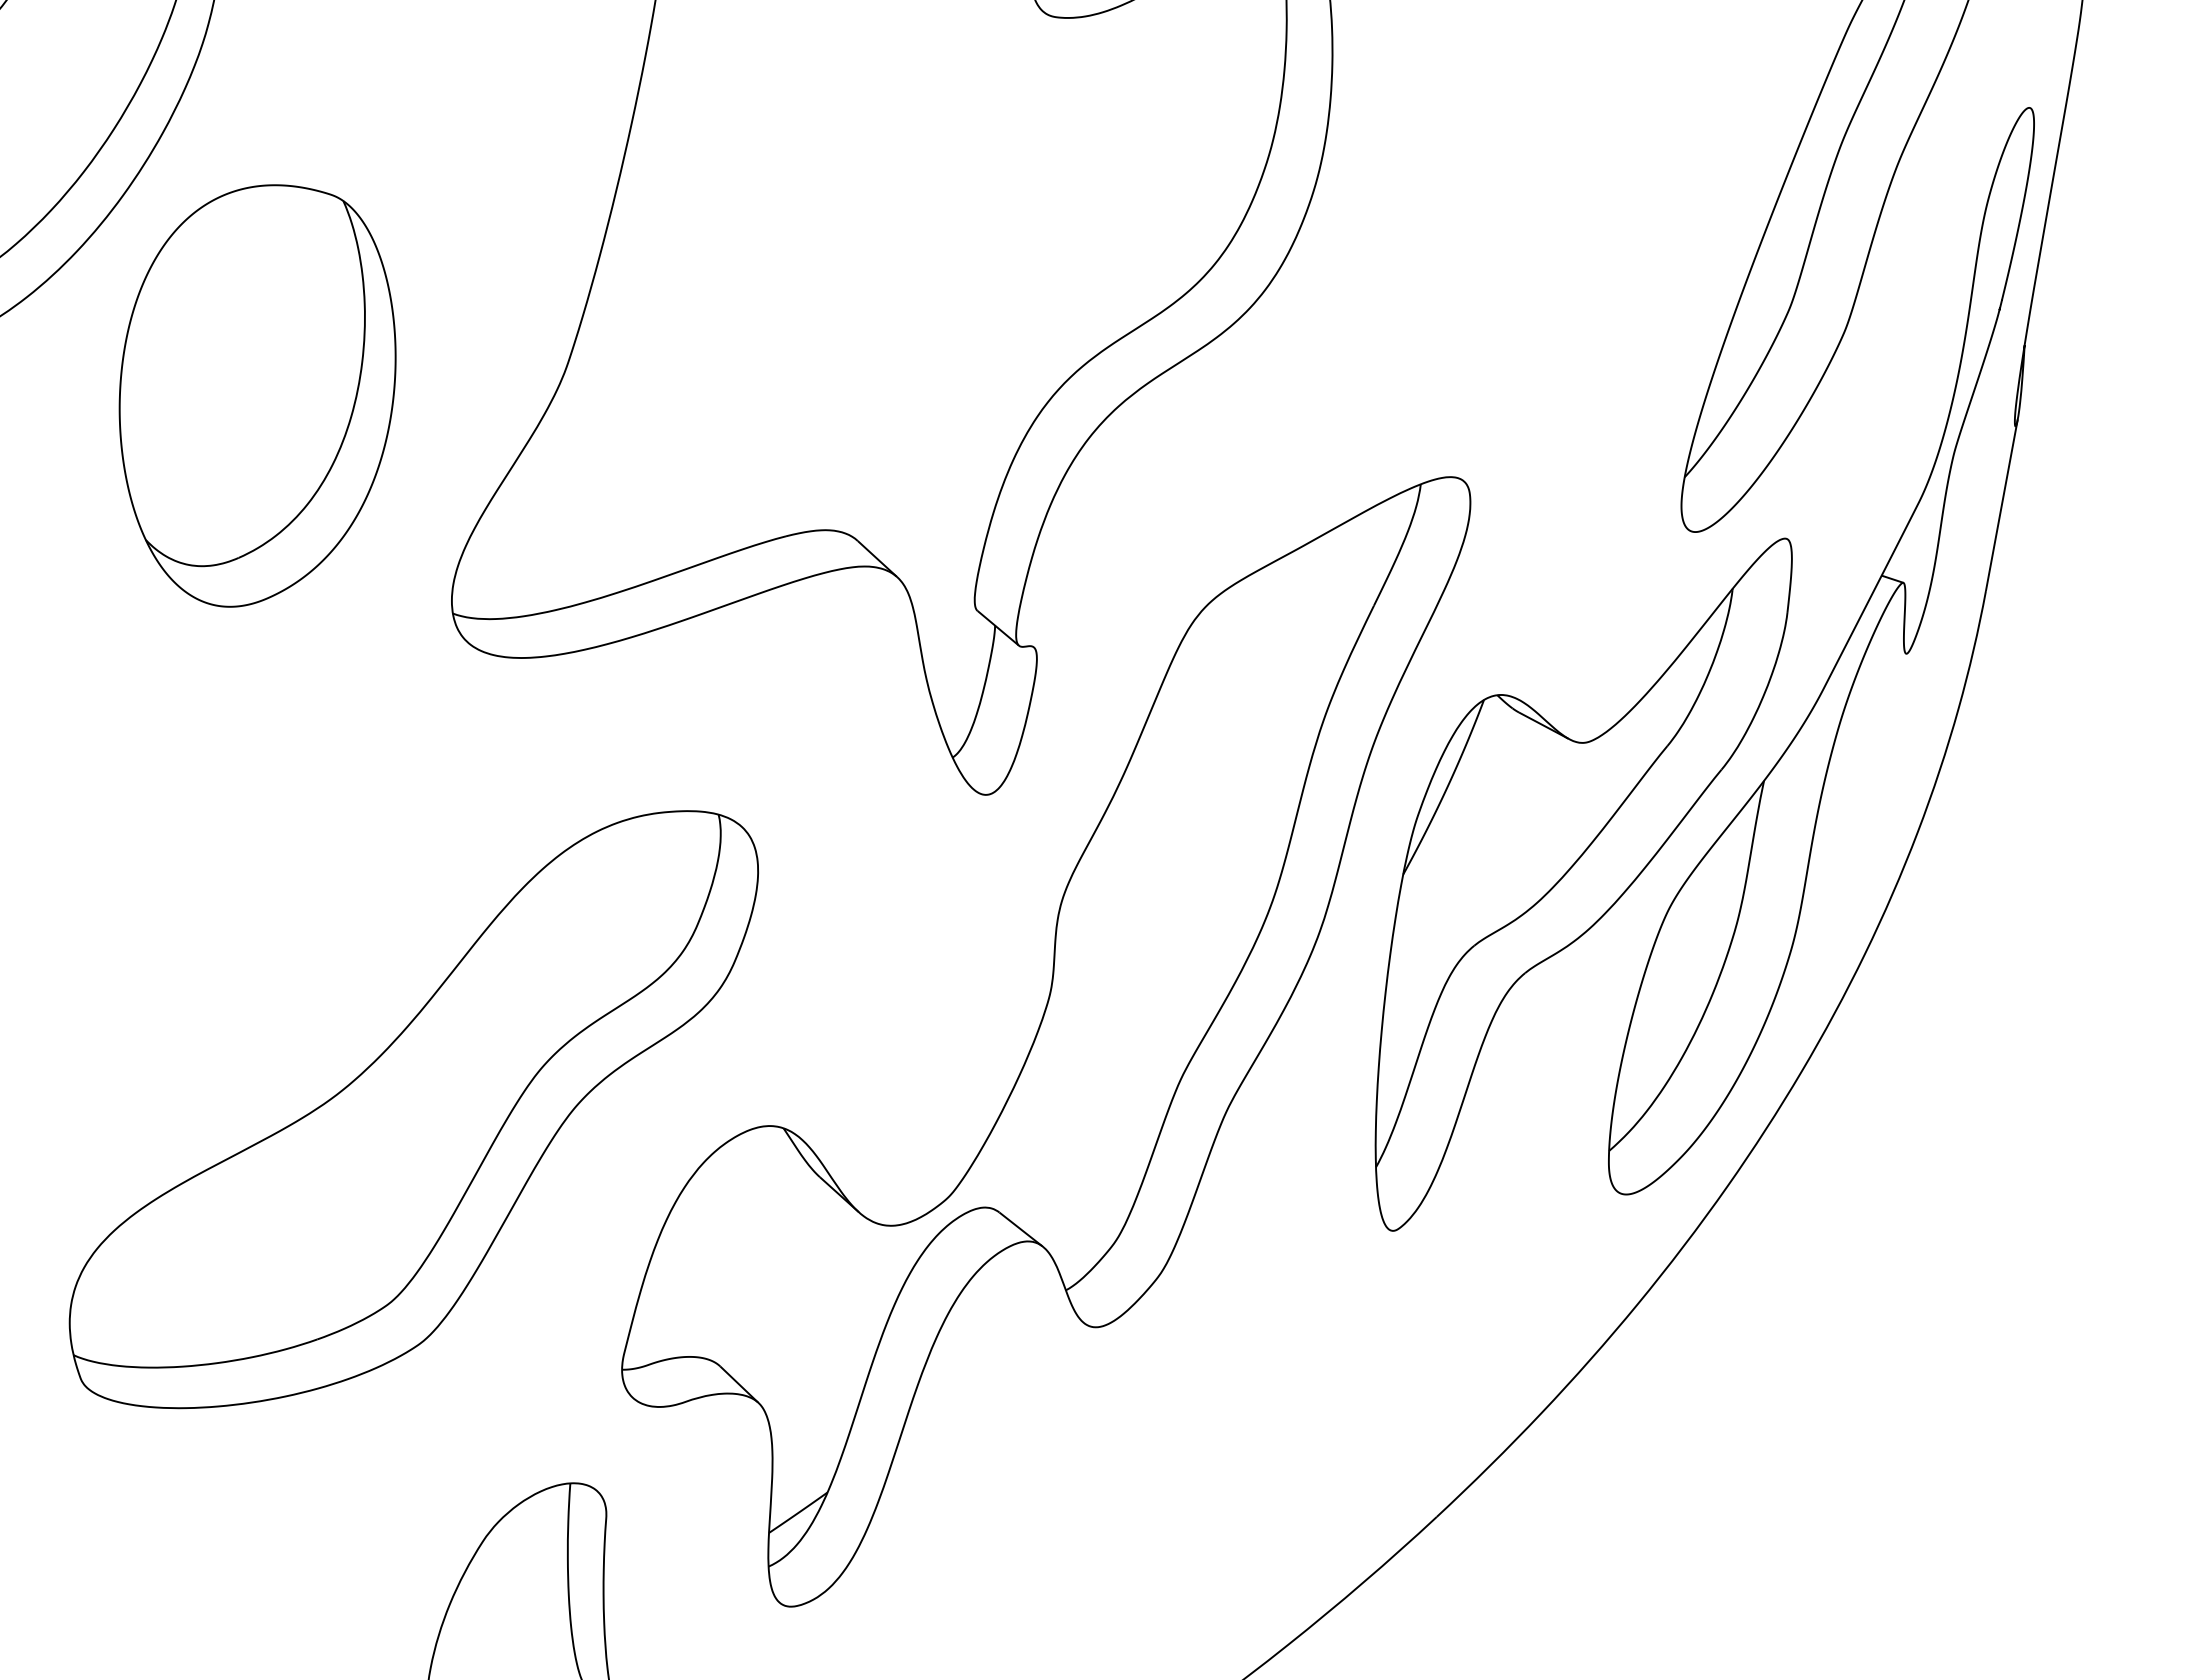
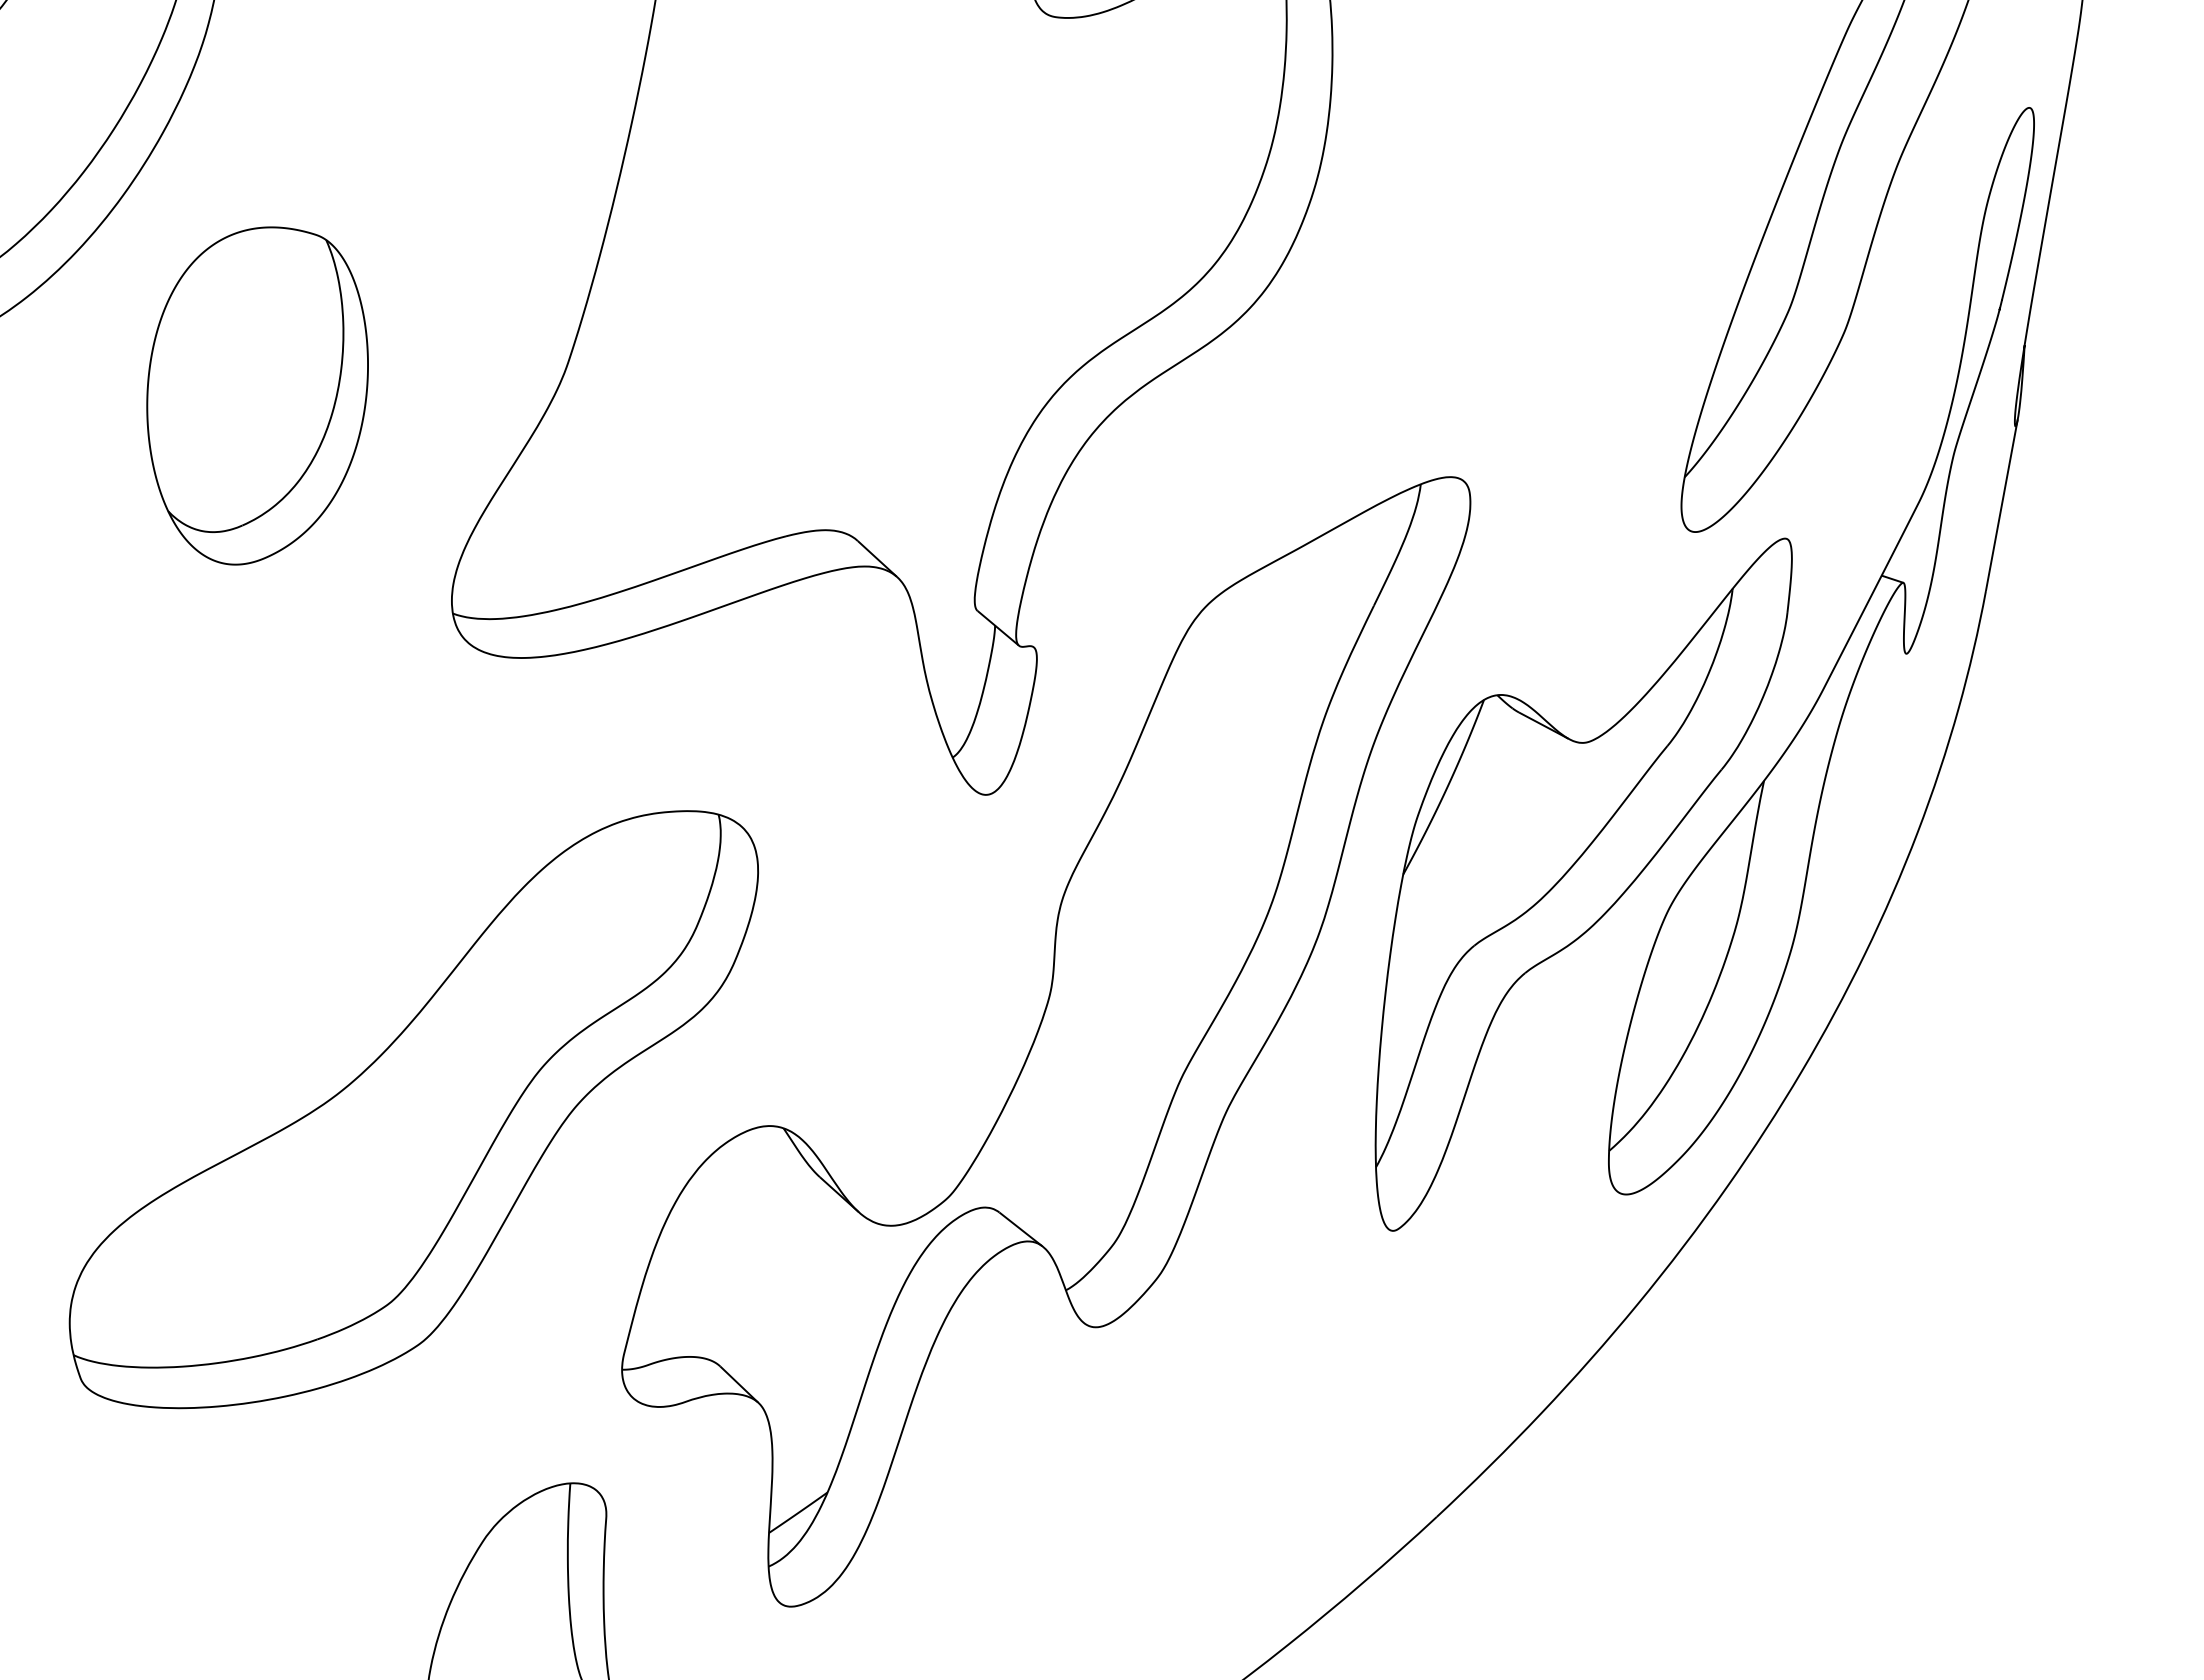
part size: 279x424 px -> 223x340 px (257, 395)
